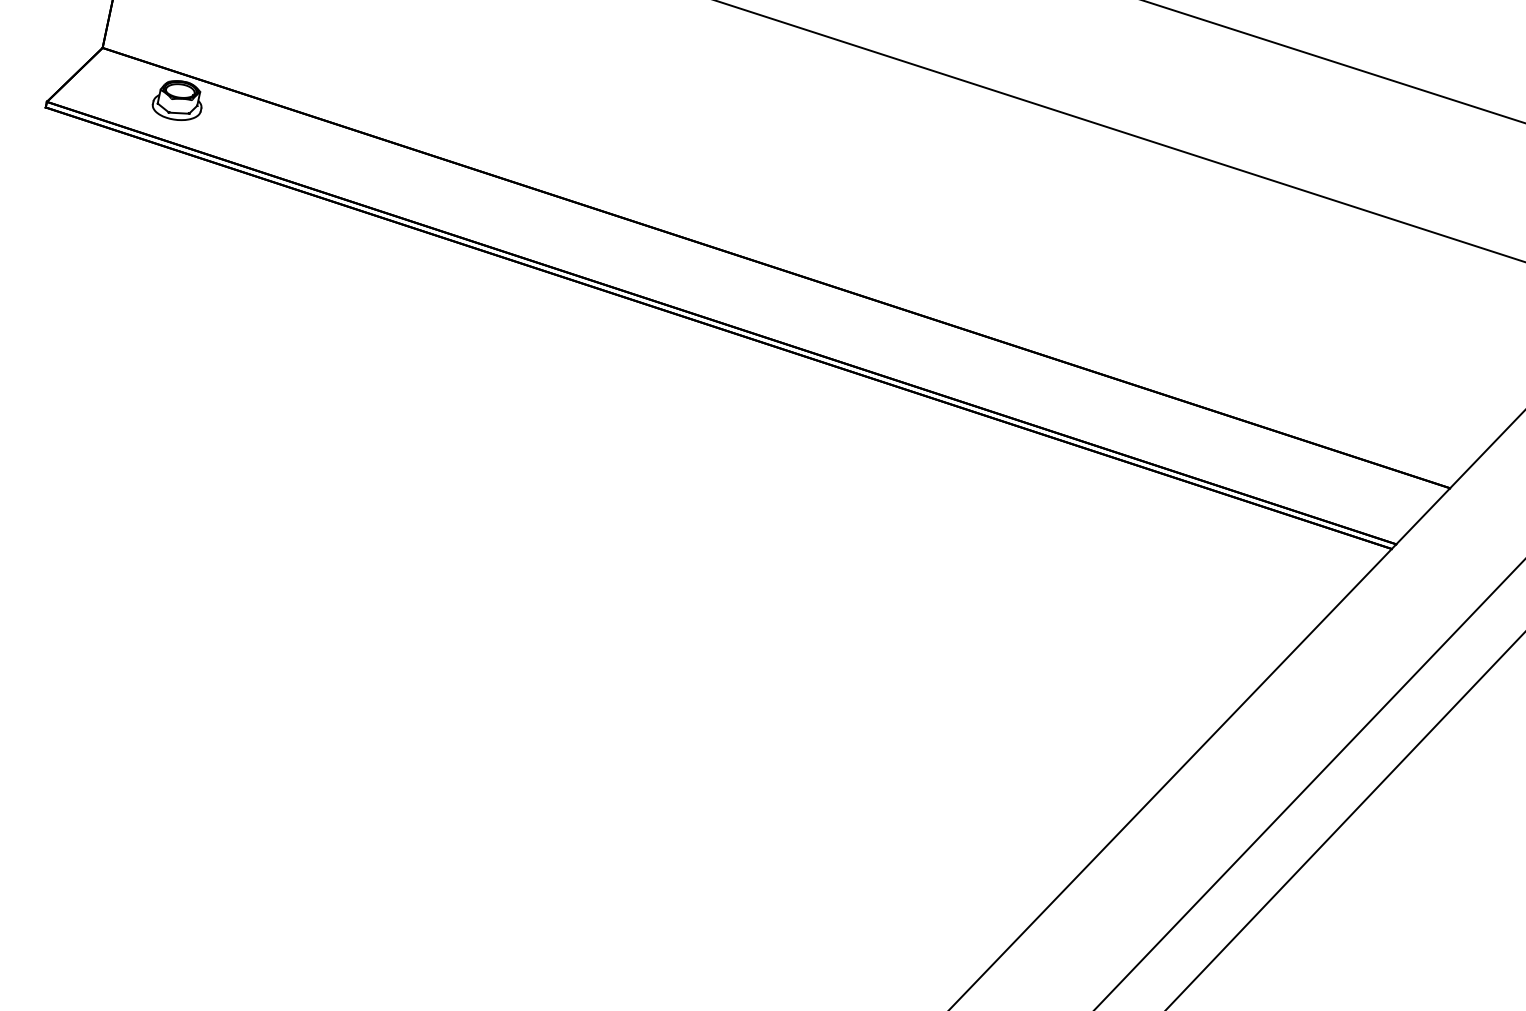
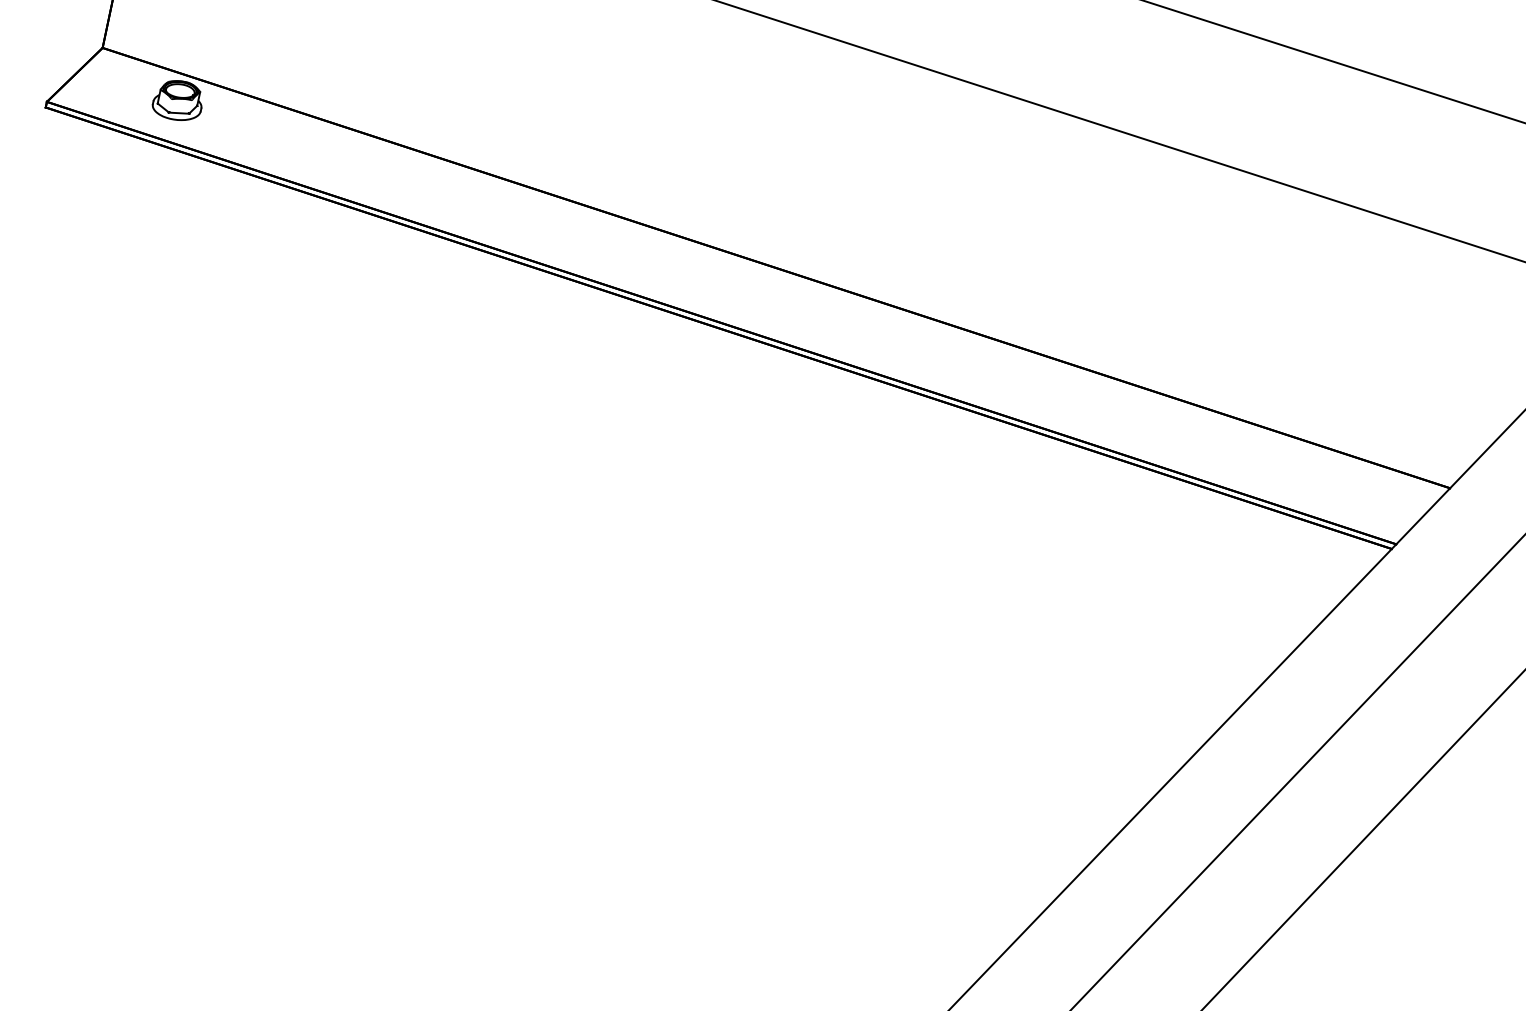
line position: (1309, 784) -> (1297, 772) (1297, 772)
line position: (1345, 820) -> (1363, 839) (1363, 839)
